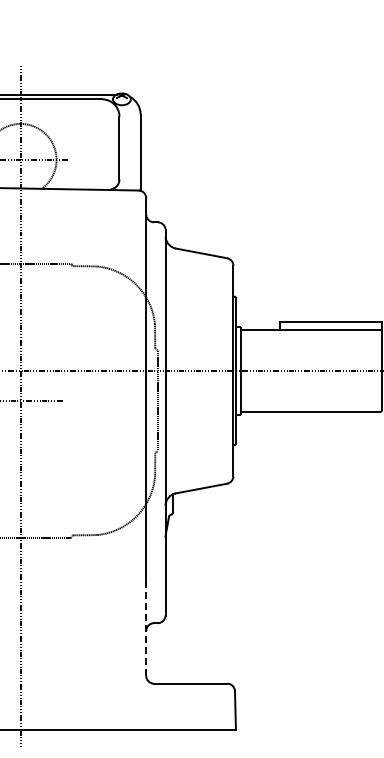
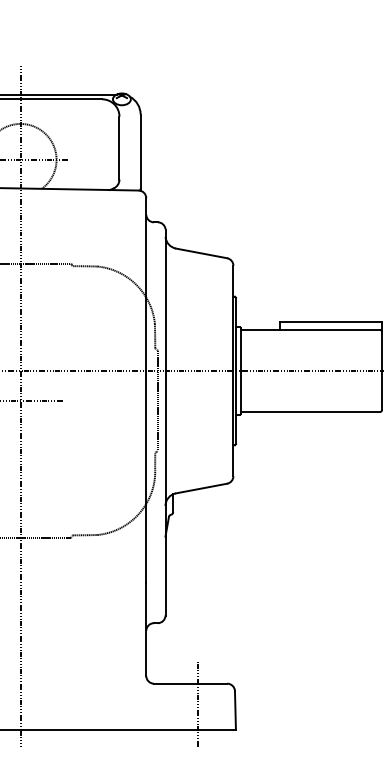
line: dashed -> solid (146, 629)
line: none -> present (197, 703)
